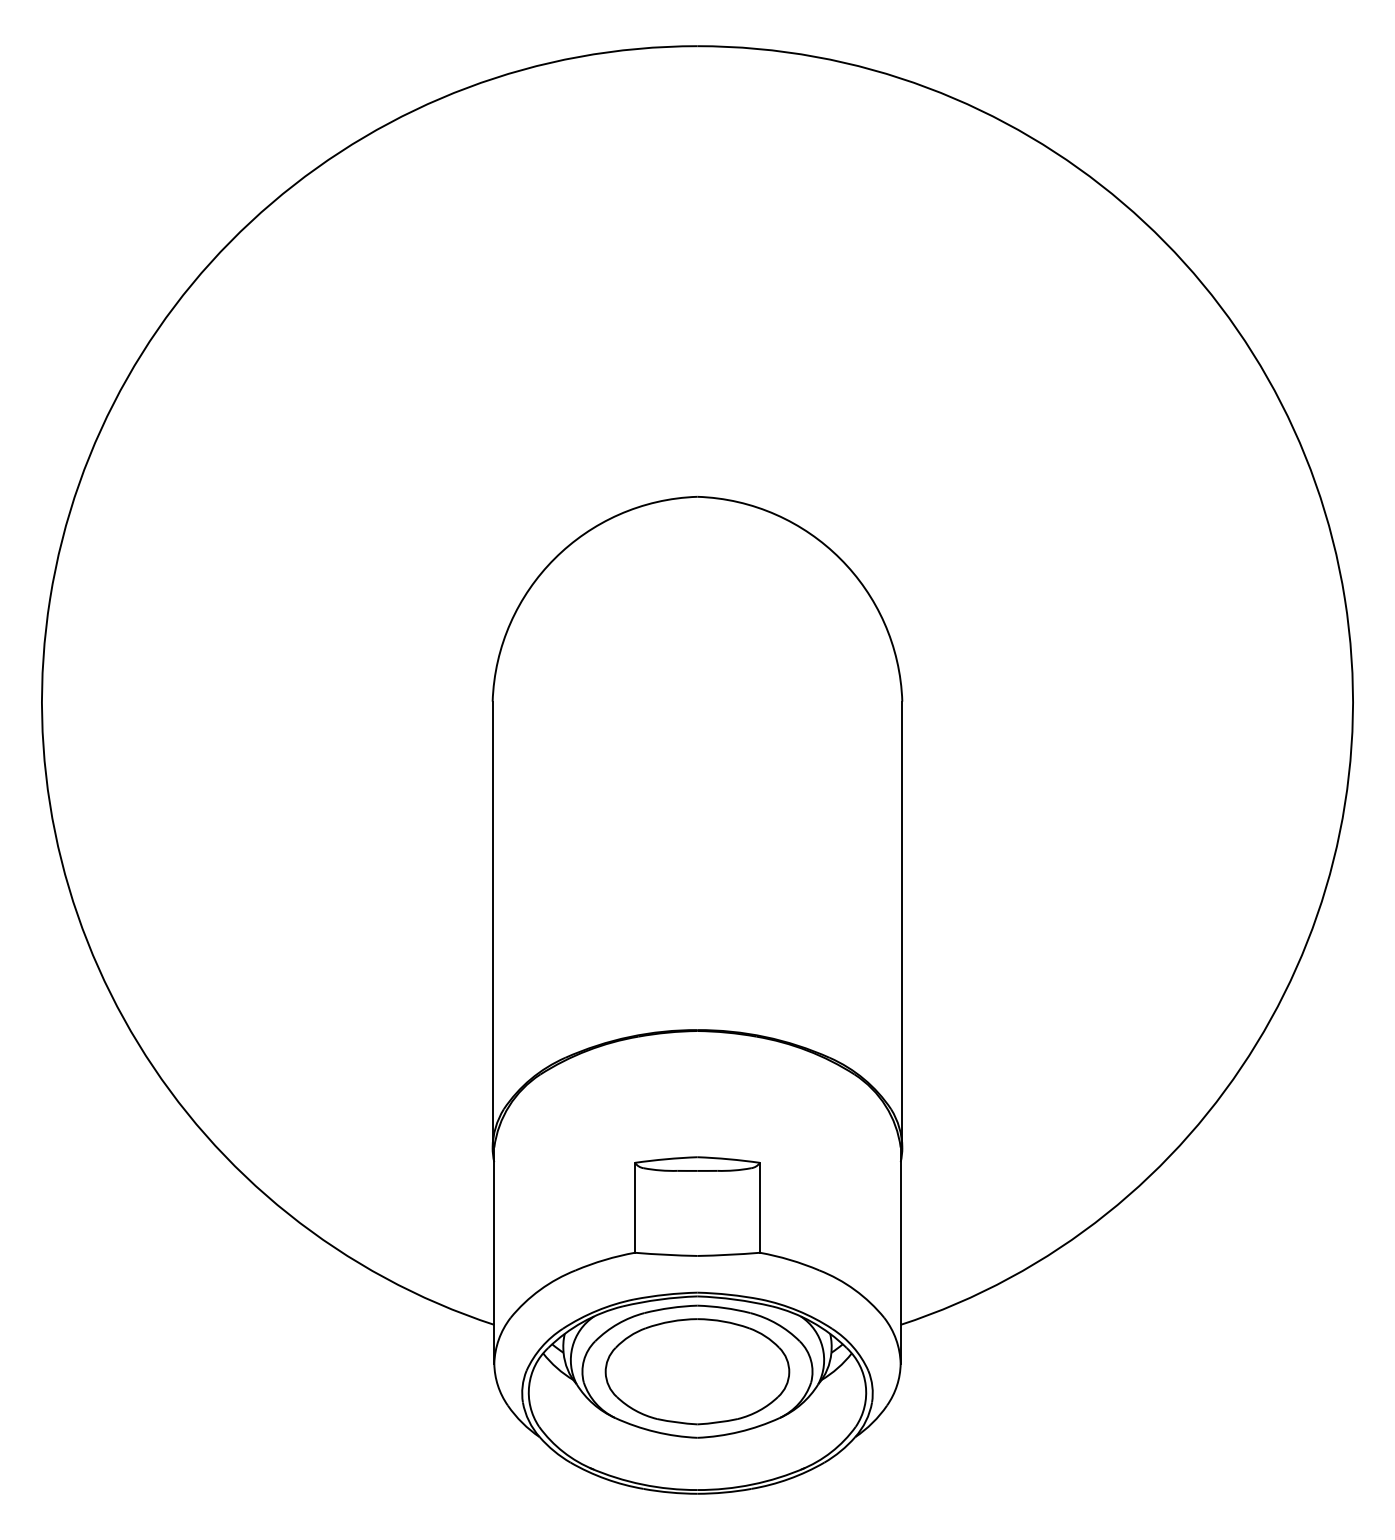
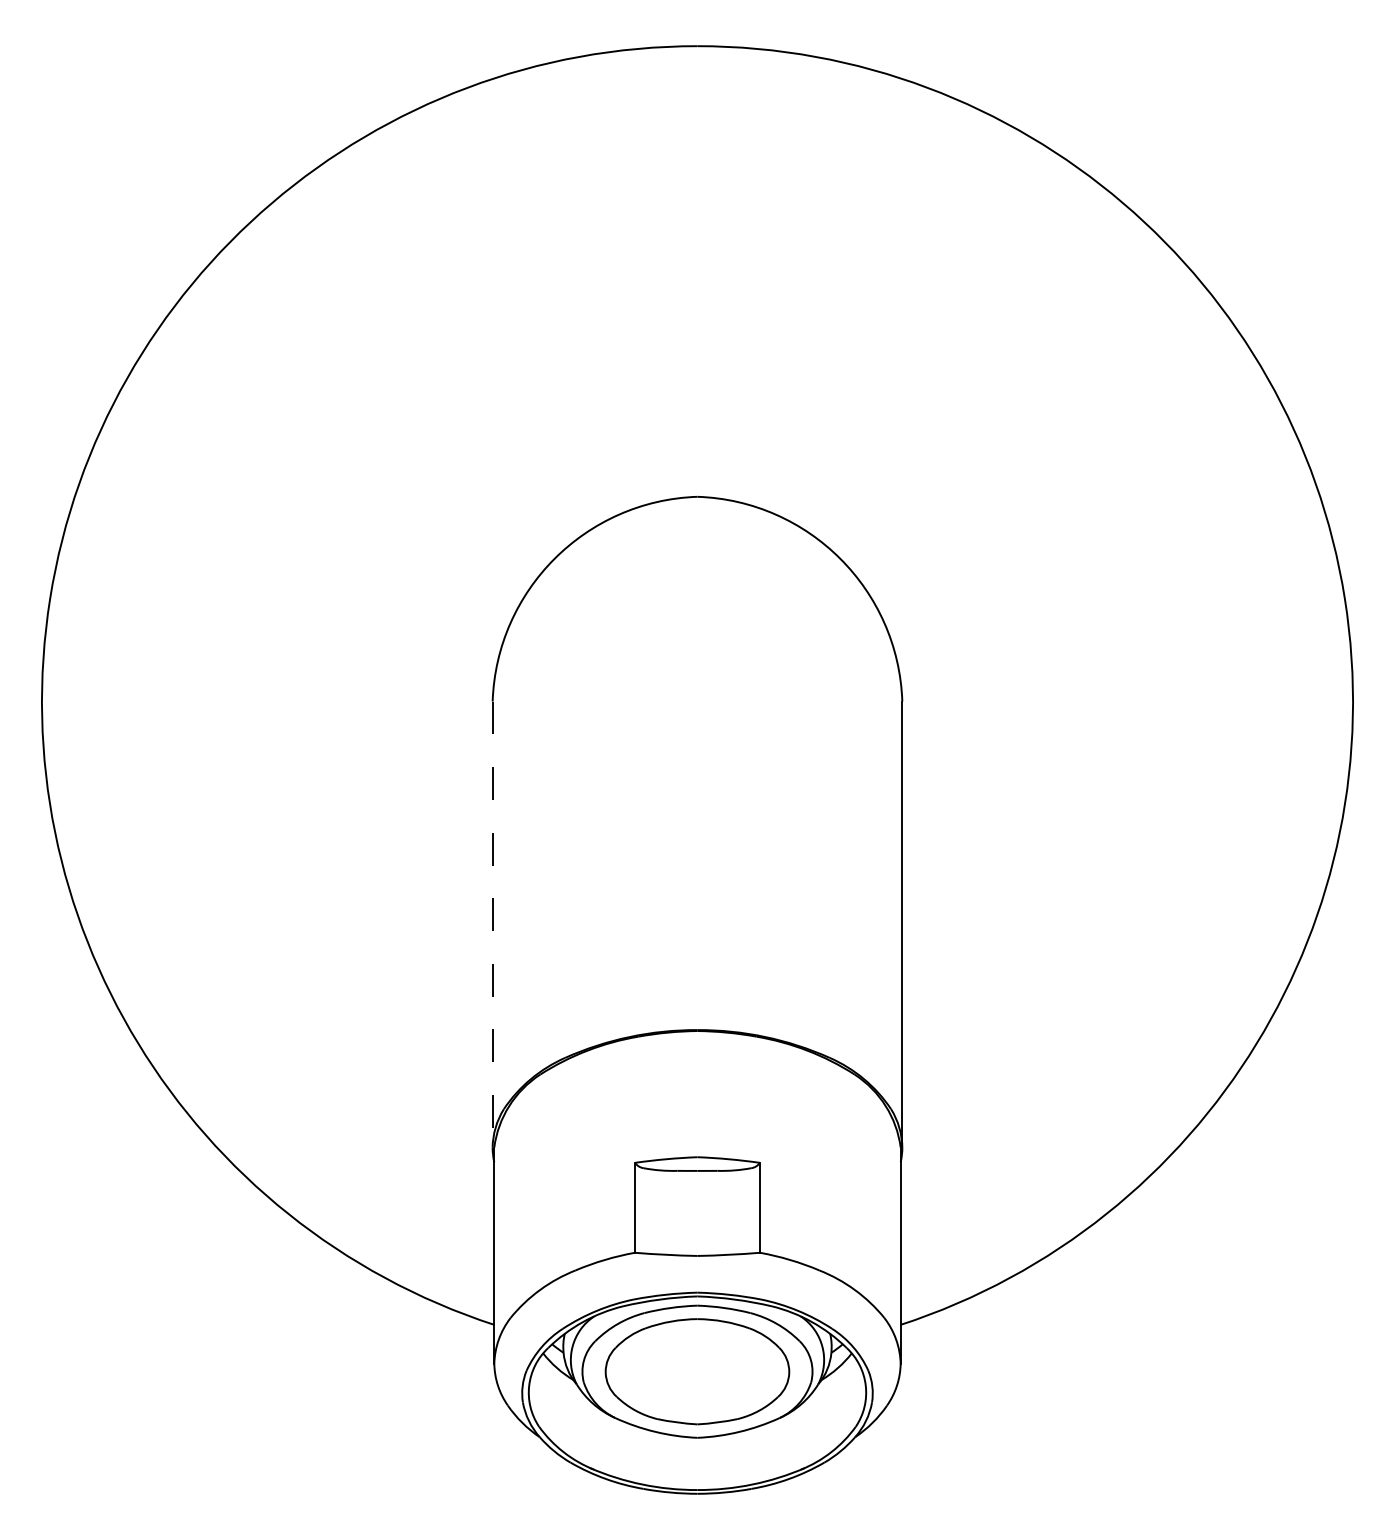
line: solid -> dashed (492, 924)
